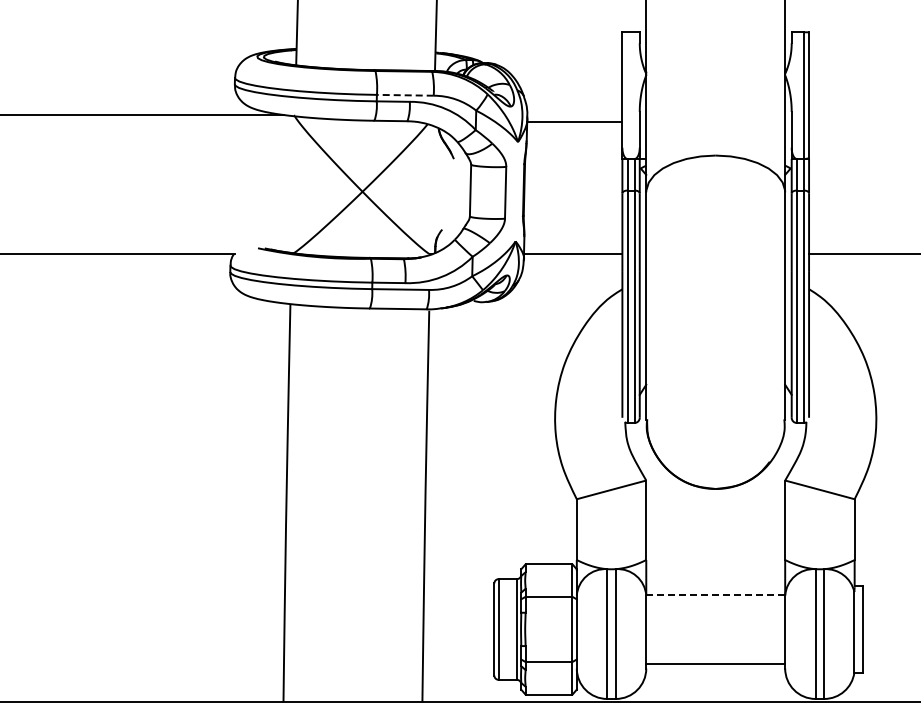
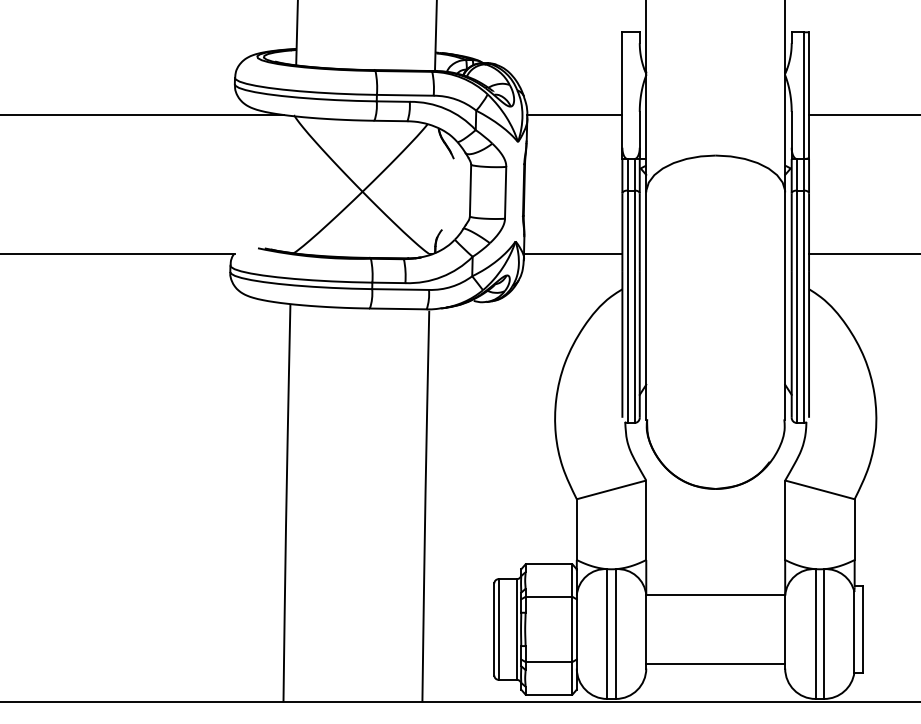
line: dashed -> solid (404, 95)
line: none -> present (863, 115)
line position: (574, 122) -> (574, 115) (574, 115)
line: dashed -> solid (715, 594)
